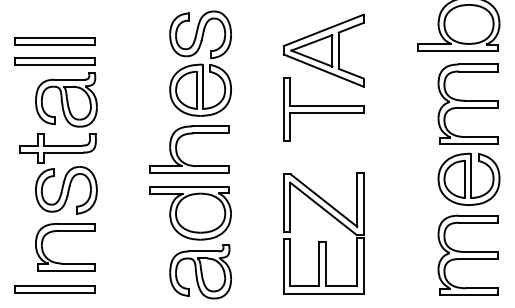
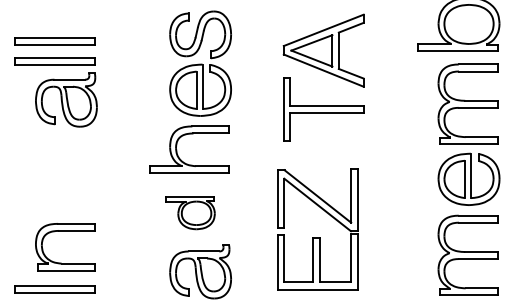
part: present -> none (58, 173)
part size: 83x55 px -> 51x35 px (190, 213)
part position: (323, 241) -> (317, 237) (317, 237)
